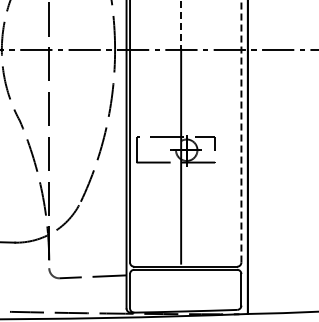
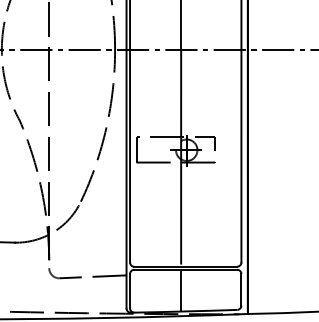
line: dashed -> solid (181, 25)
line: dashed -> solid (241, 131)
line: none -> present (181, 290)
